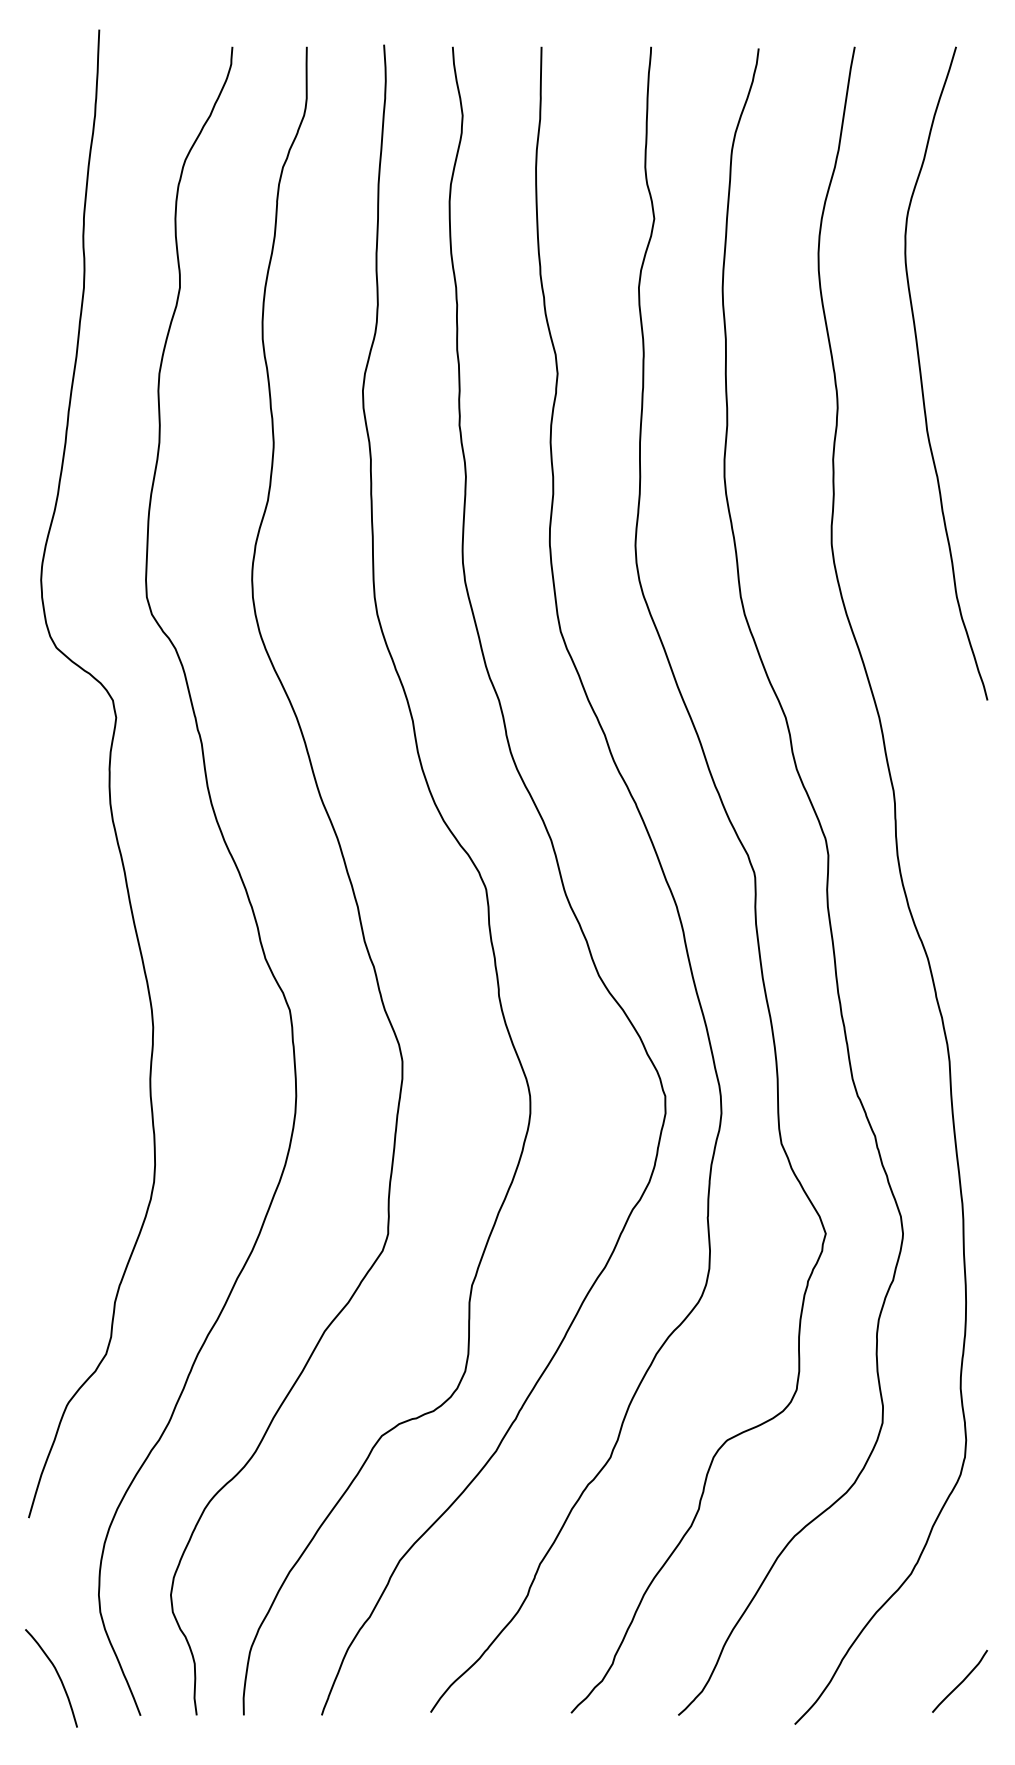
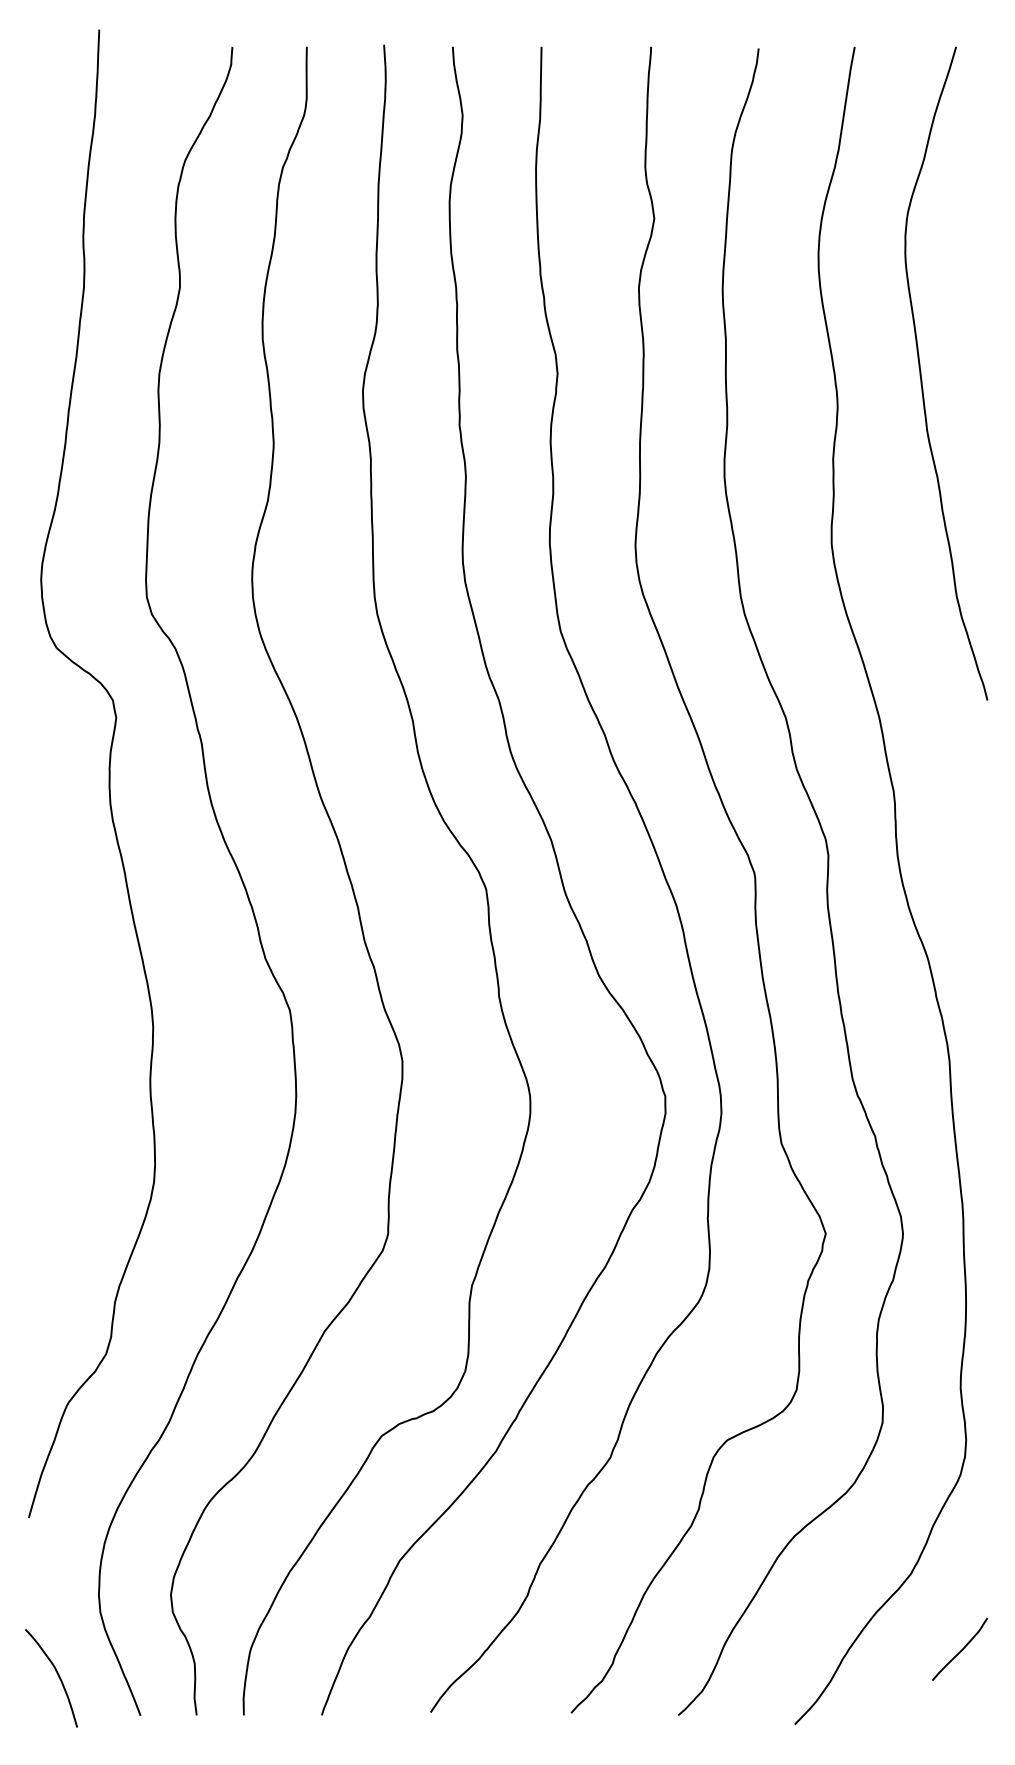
curve position: (961, 1681) -> (961, 1649) (961, 1649)
